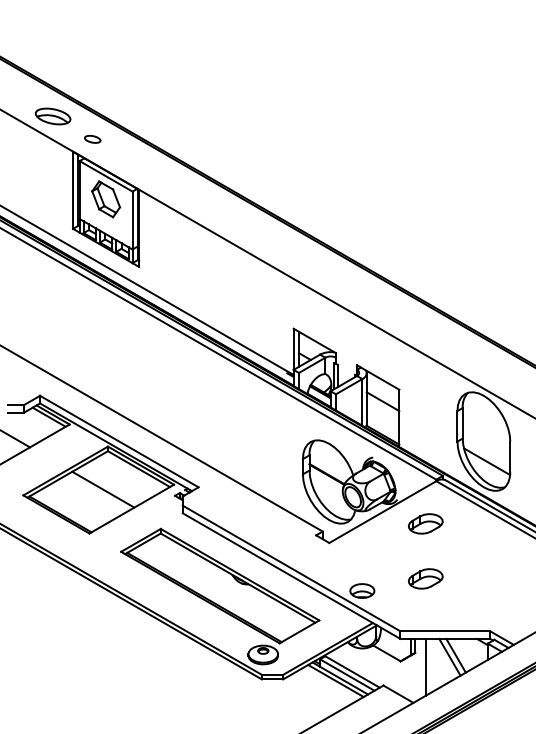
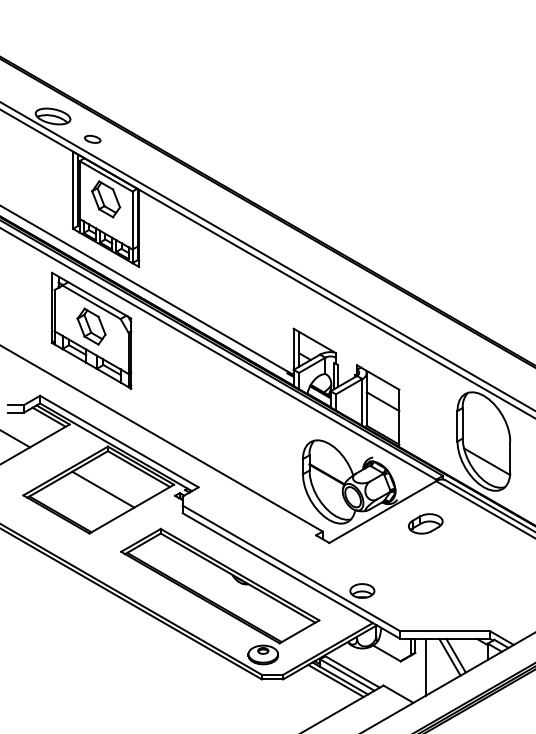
line: none -> present (267, 256)
part: none -> present (91, 330)
part: present -> none (425, 578)
